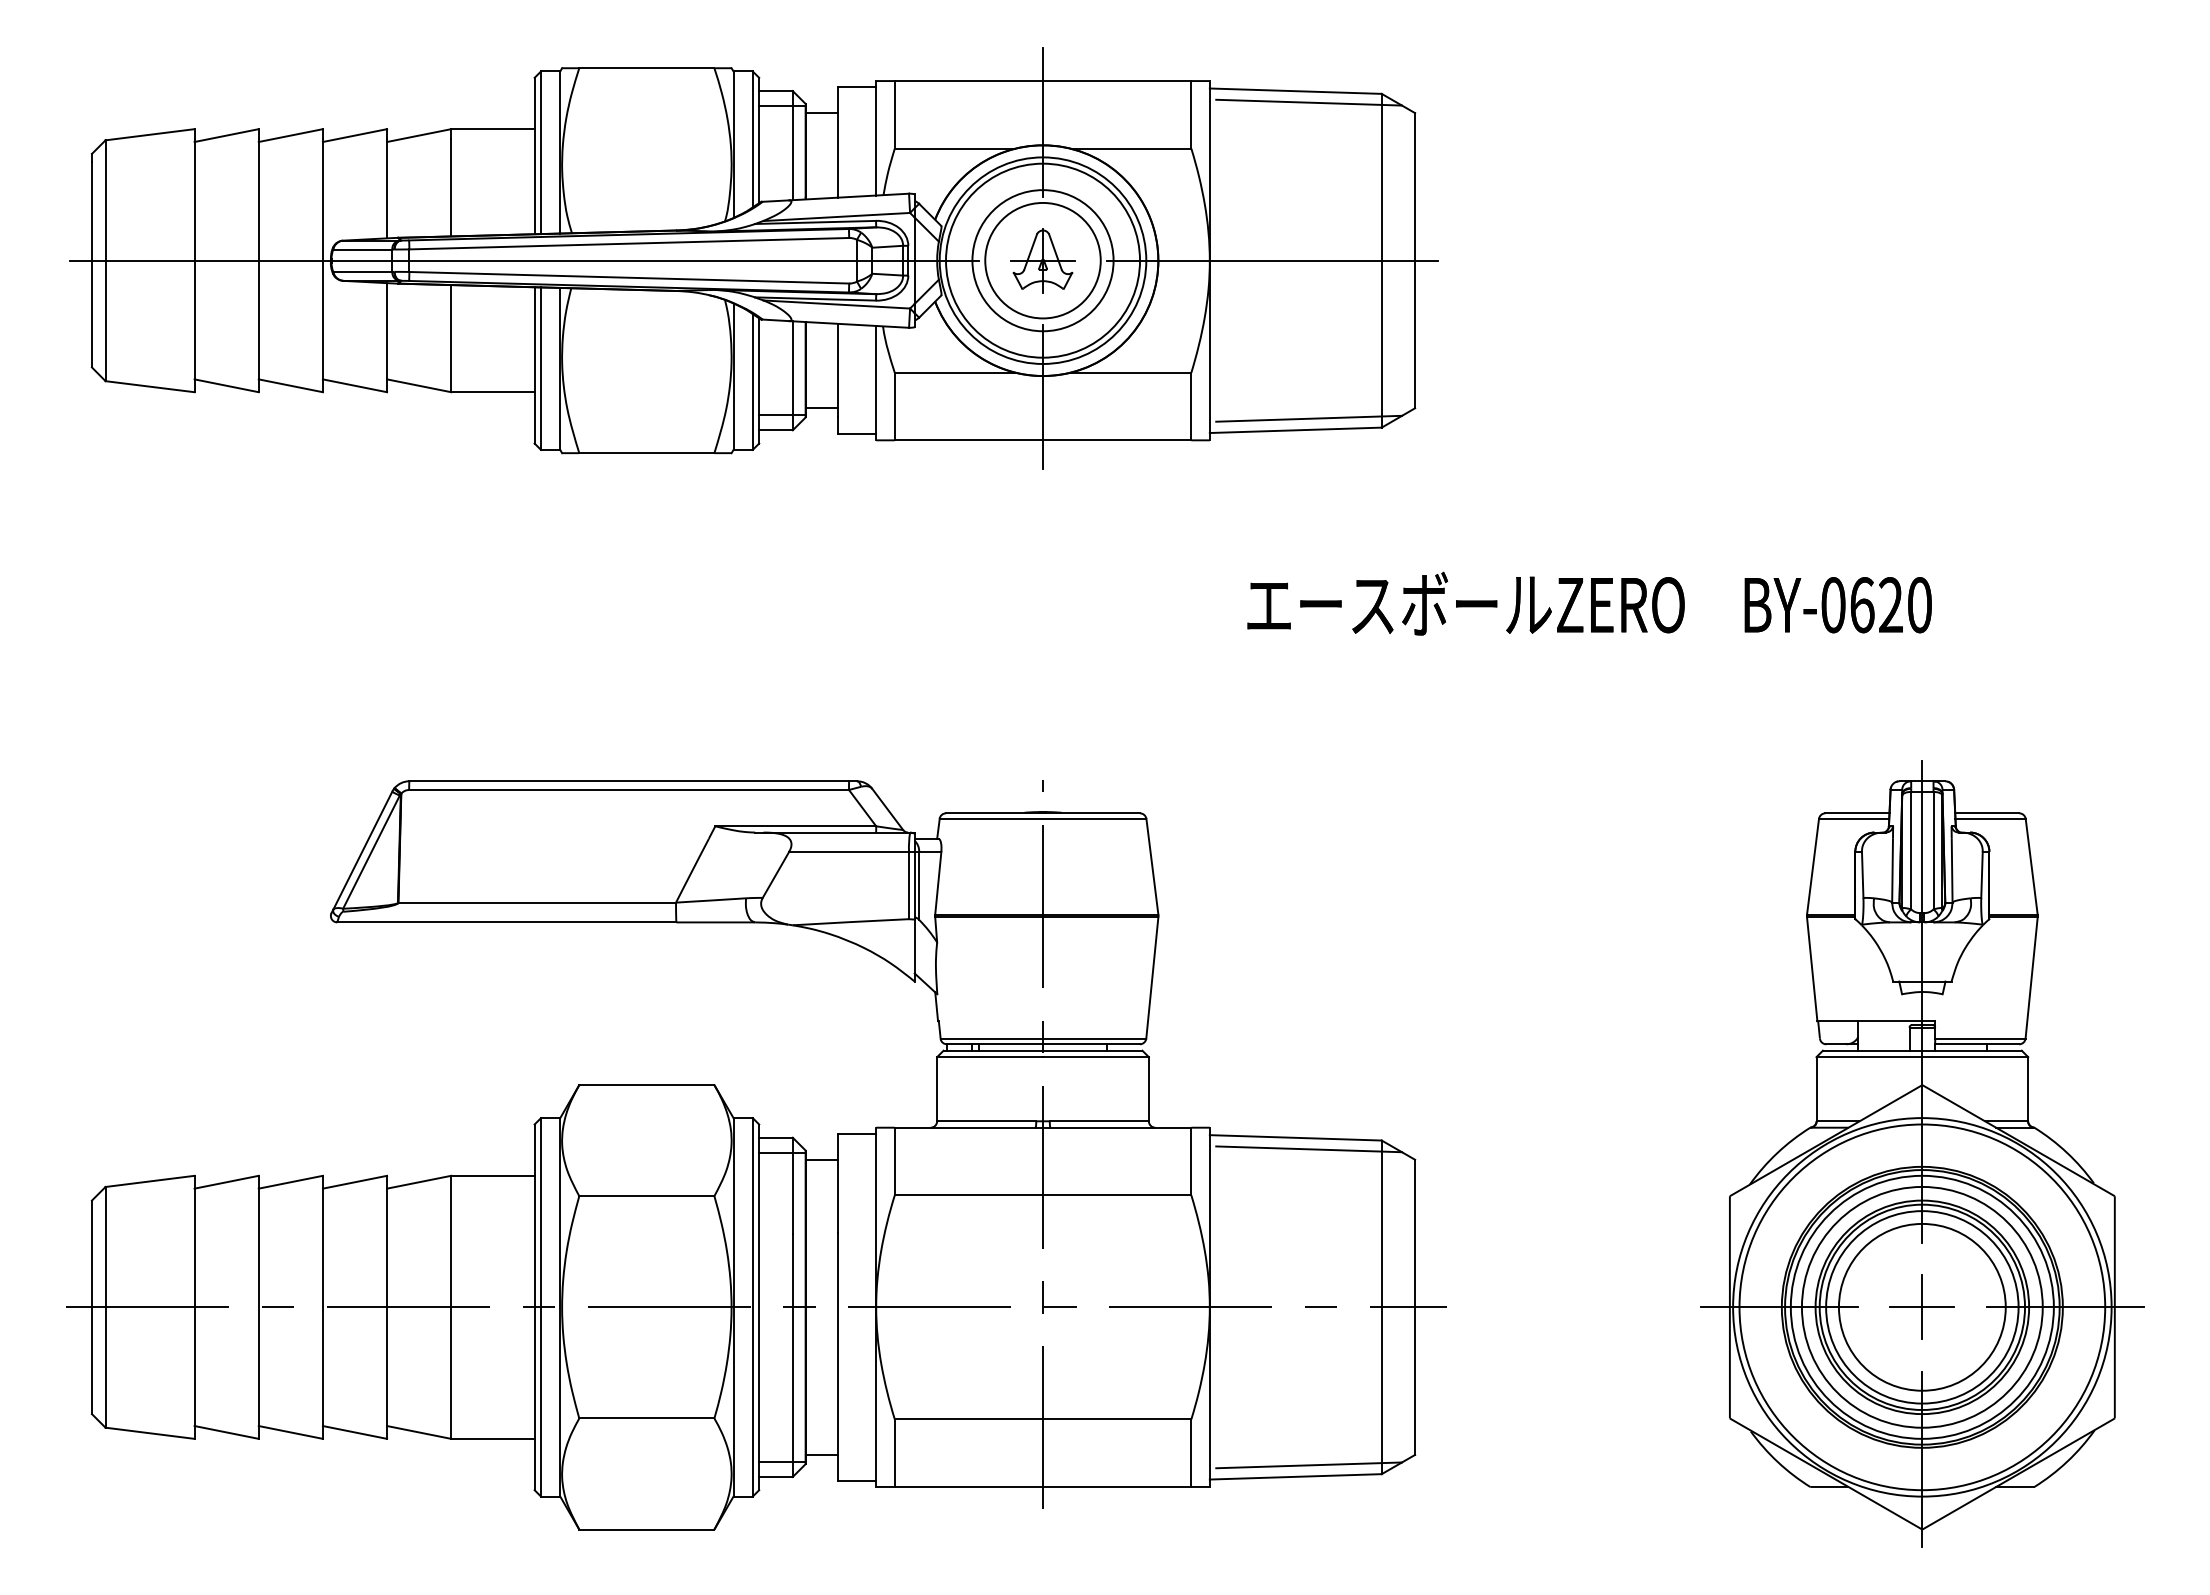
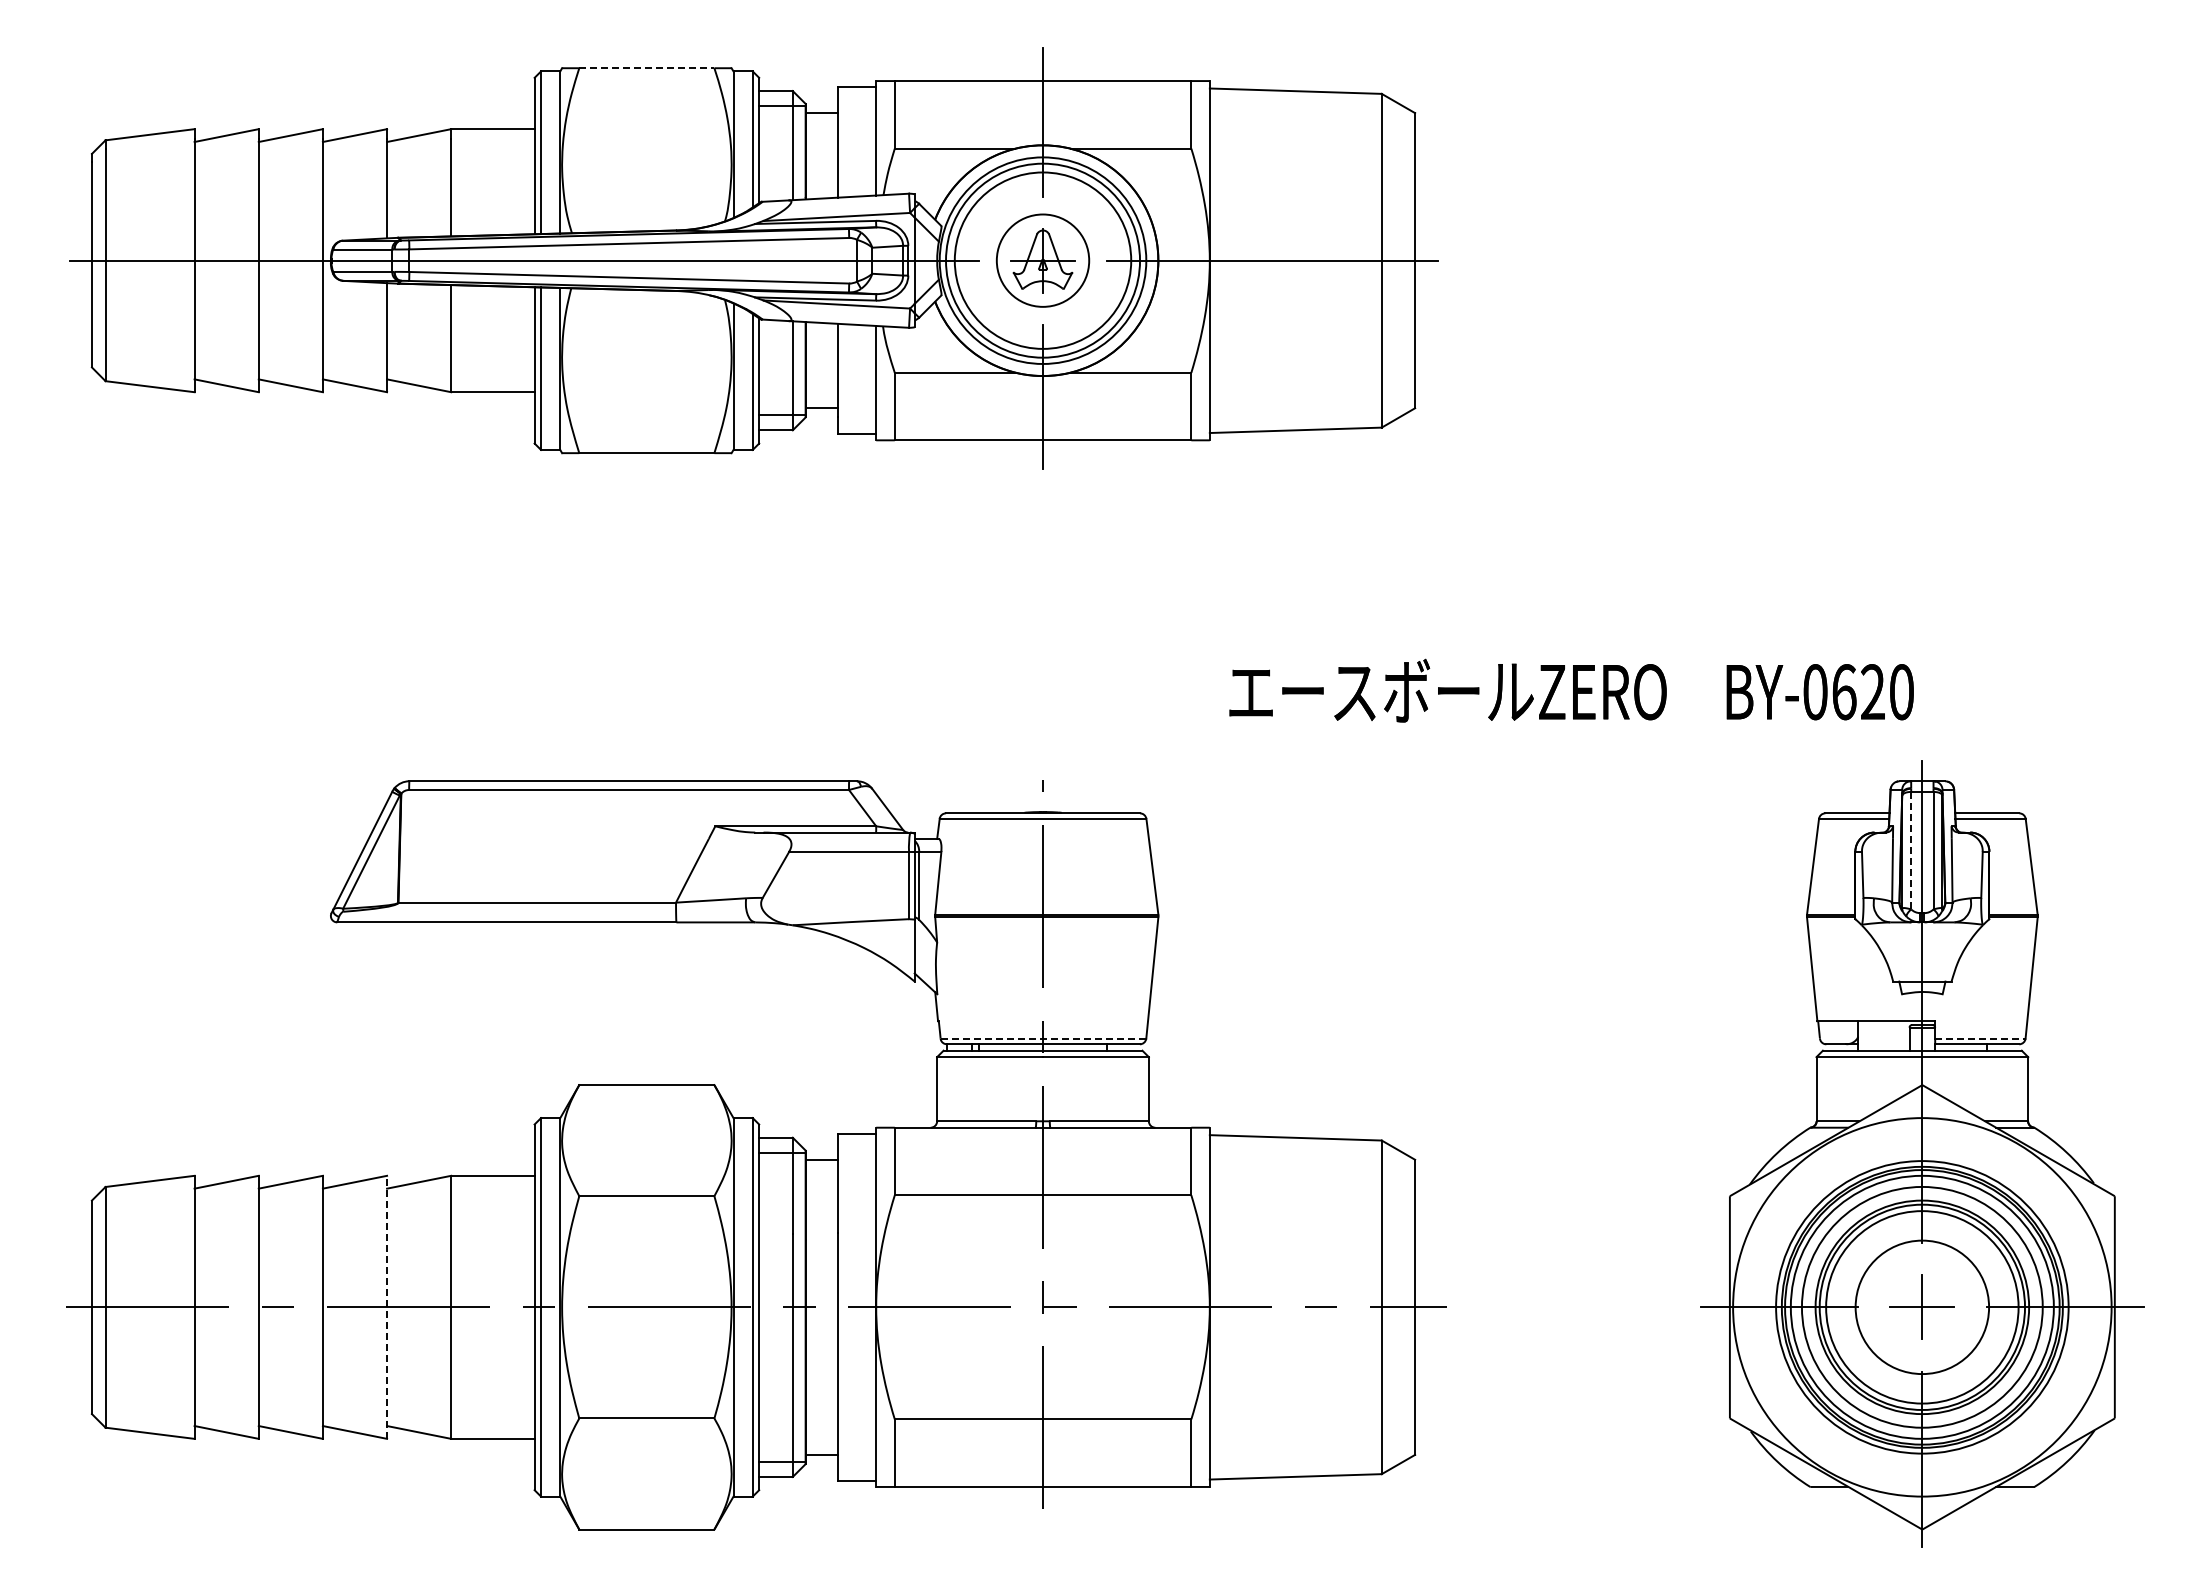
line: solid -> dashed (646, 68)
line: present -> none (1309, 102)
circle diameter: 115 px -> 92 px (1042, 260)
circle diameter: 141 px -> 176 px (1042, 260)
line: present -> none (1309, 418)
text position: (1589, 603) -> (1571, 690) (1571, 690)
line: solid -> dashed (1911, 850)
line: solid -> dashed (1043, 1038)
line: solid -> dashed (1980, 1038)
line: present -> none (1309, 1149)
circle diameter: 167 px -> 133 px (1922, 1307)
line: solid -> dashed (387, 1307)
circle diameter: 366 px -> 293 px (1922, 1307)
line: present -> none (1309, 1465)
